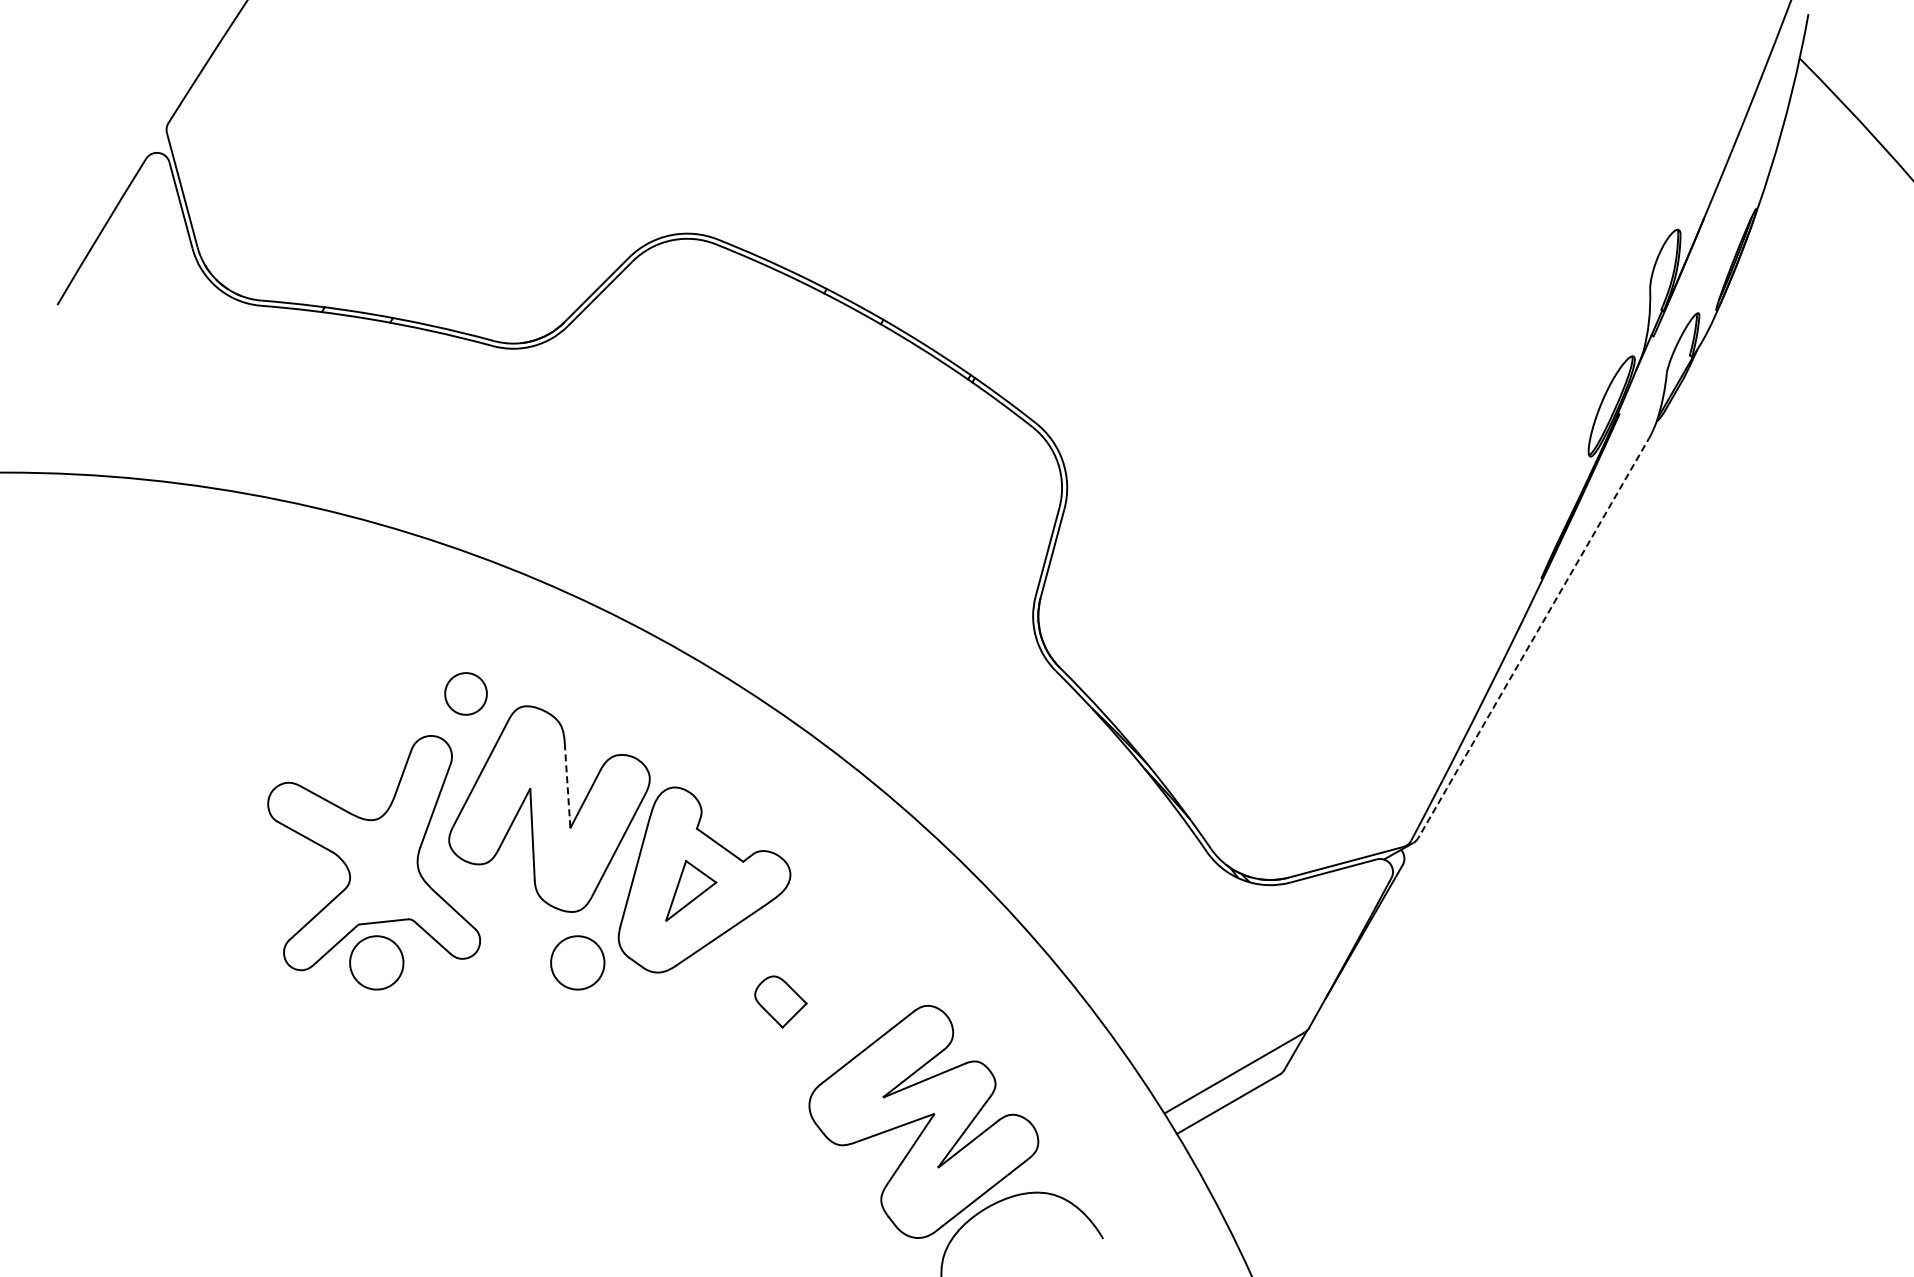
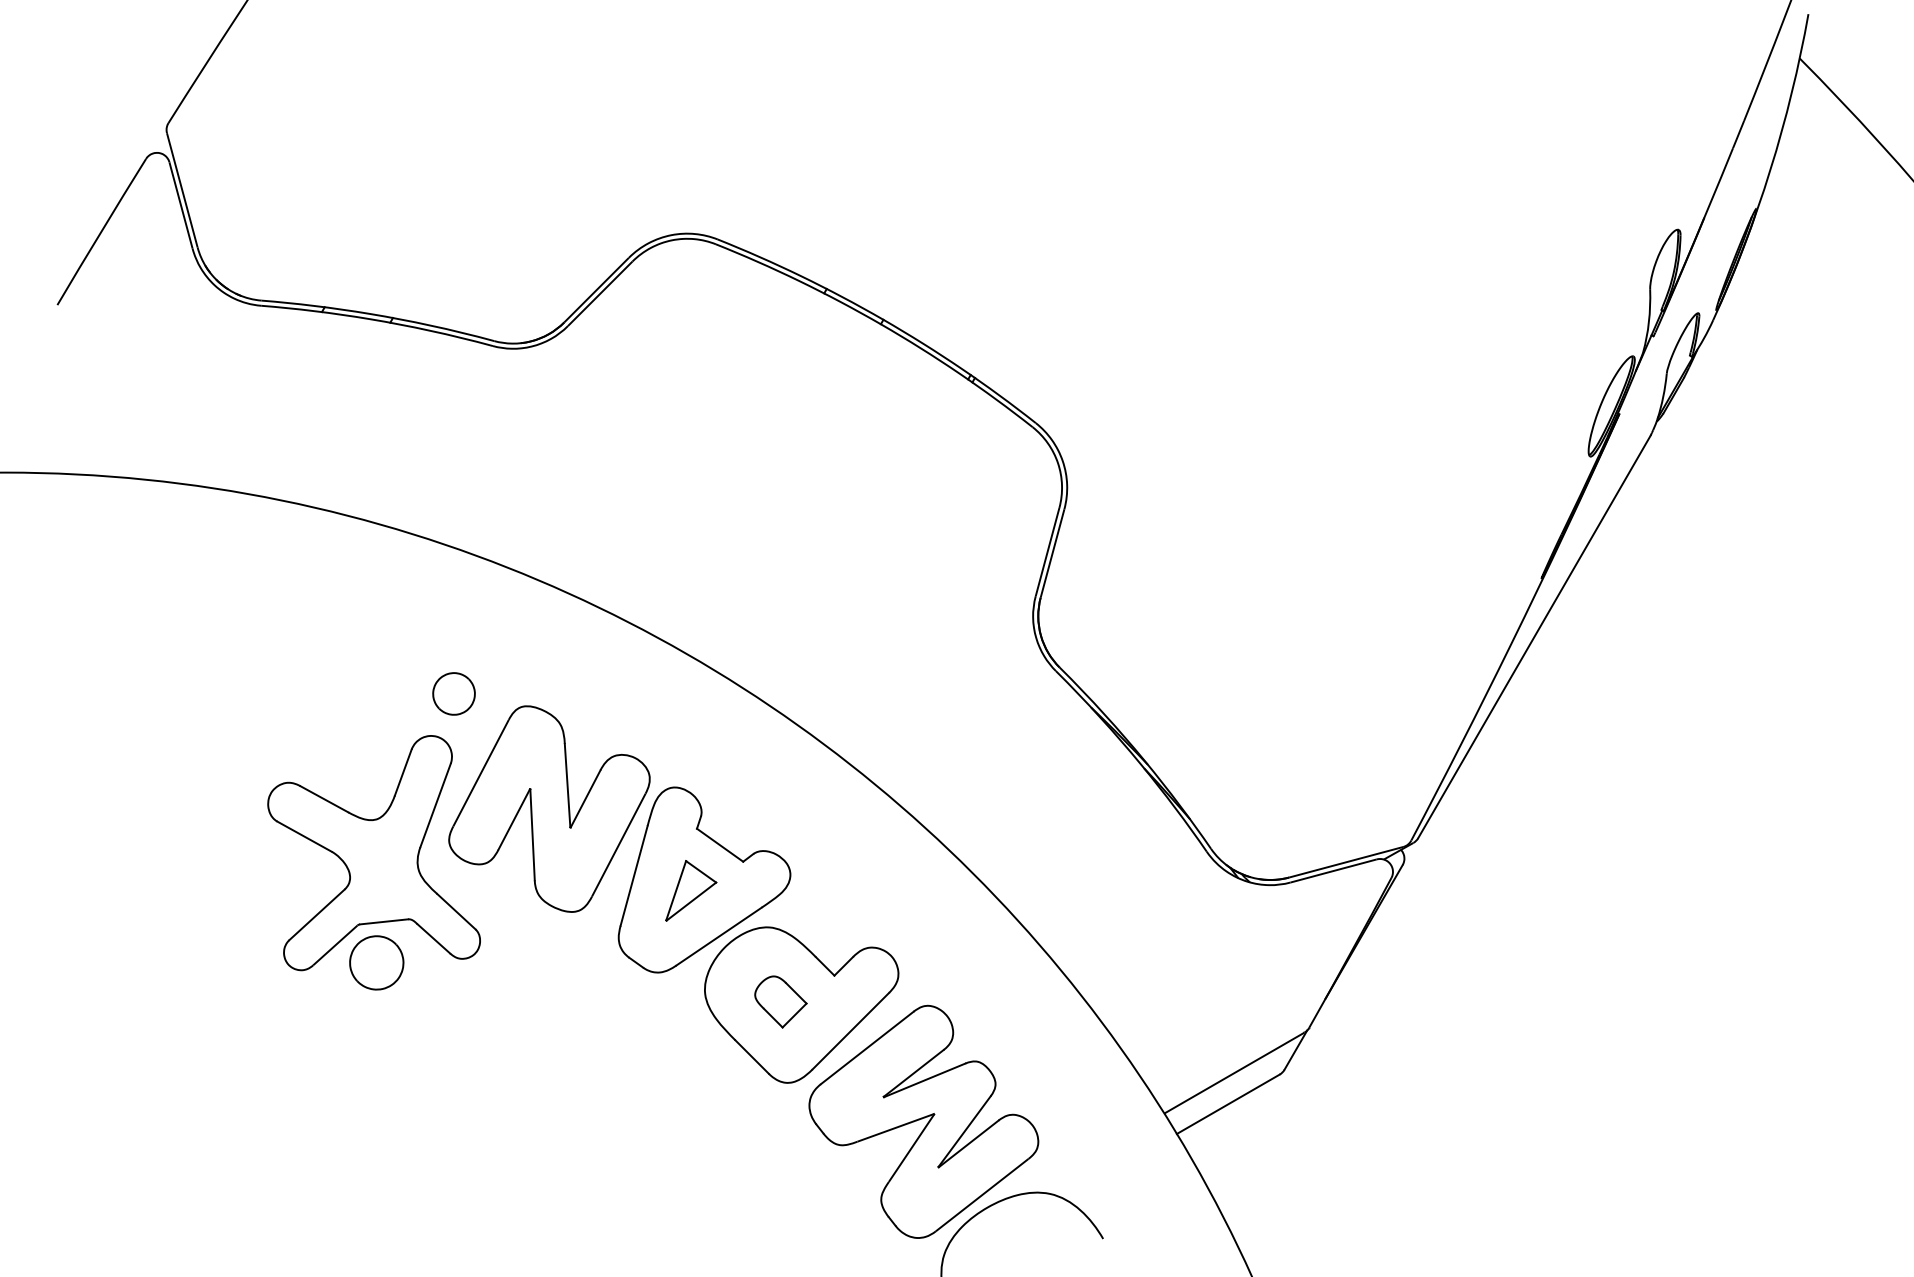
line: dashed -> solid (1534, 637)
part position: (465, 693) -> (453, 693) (453, 693)
line: dashed -> solid (567, 785)
part: present -> none (577, 962)
part: none -> present (801, 1004)
